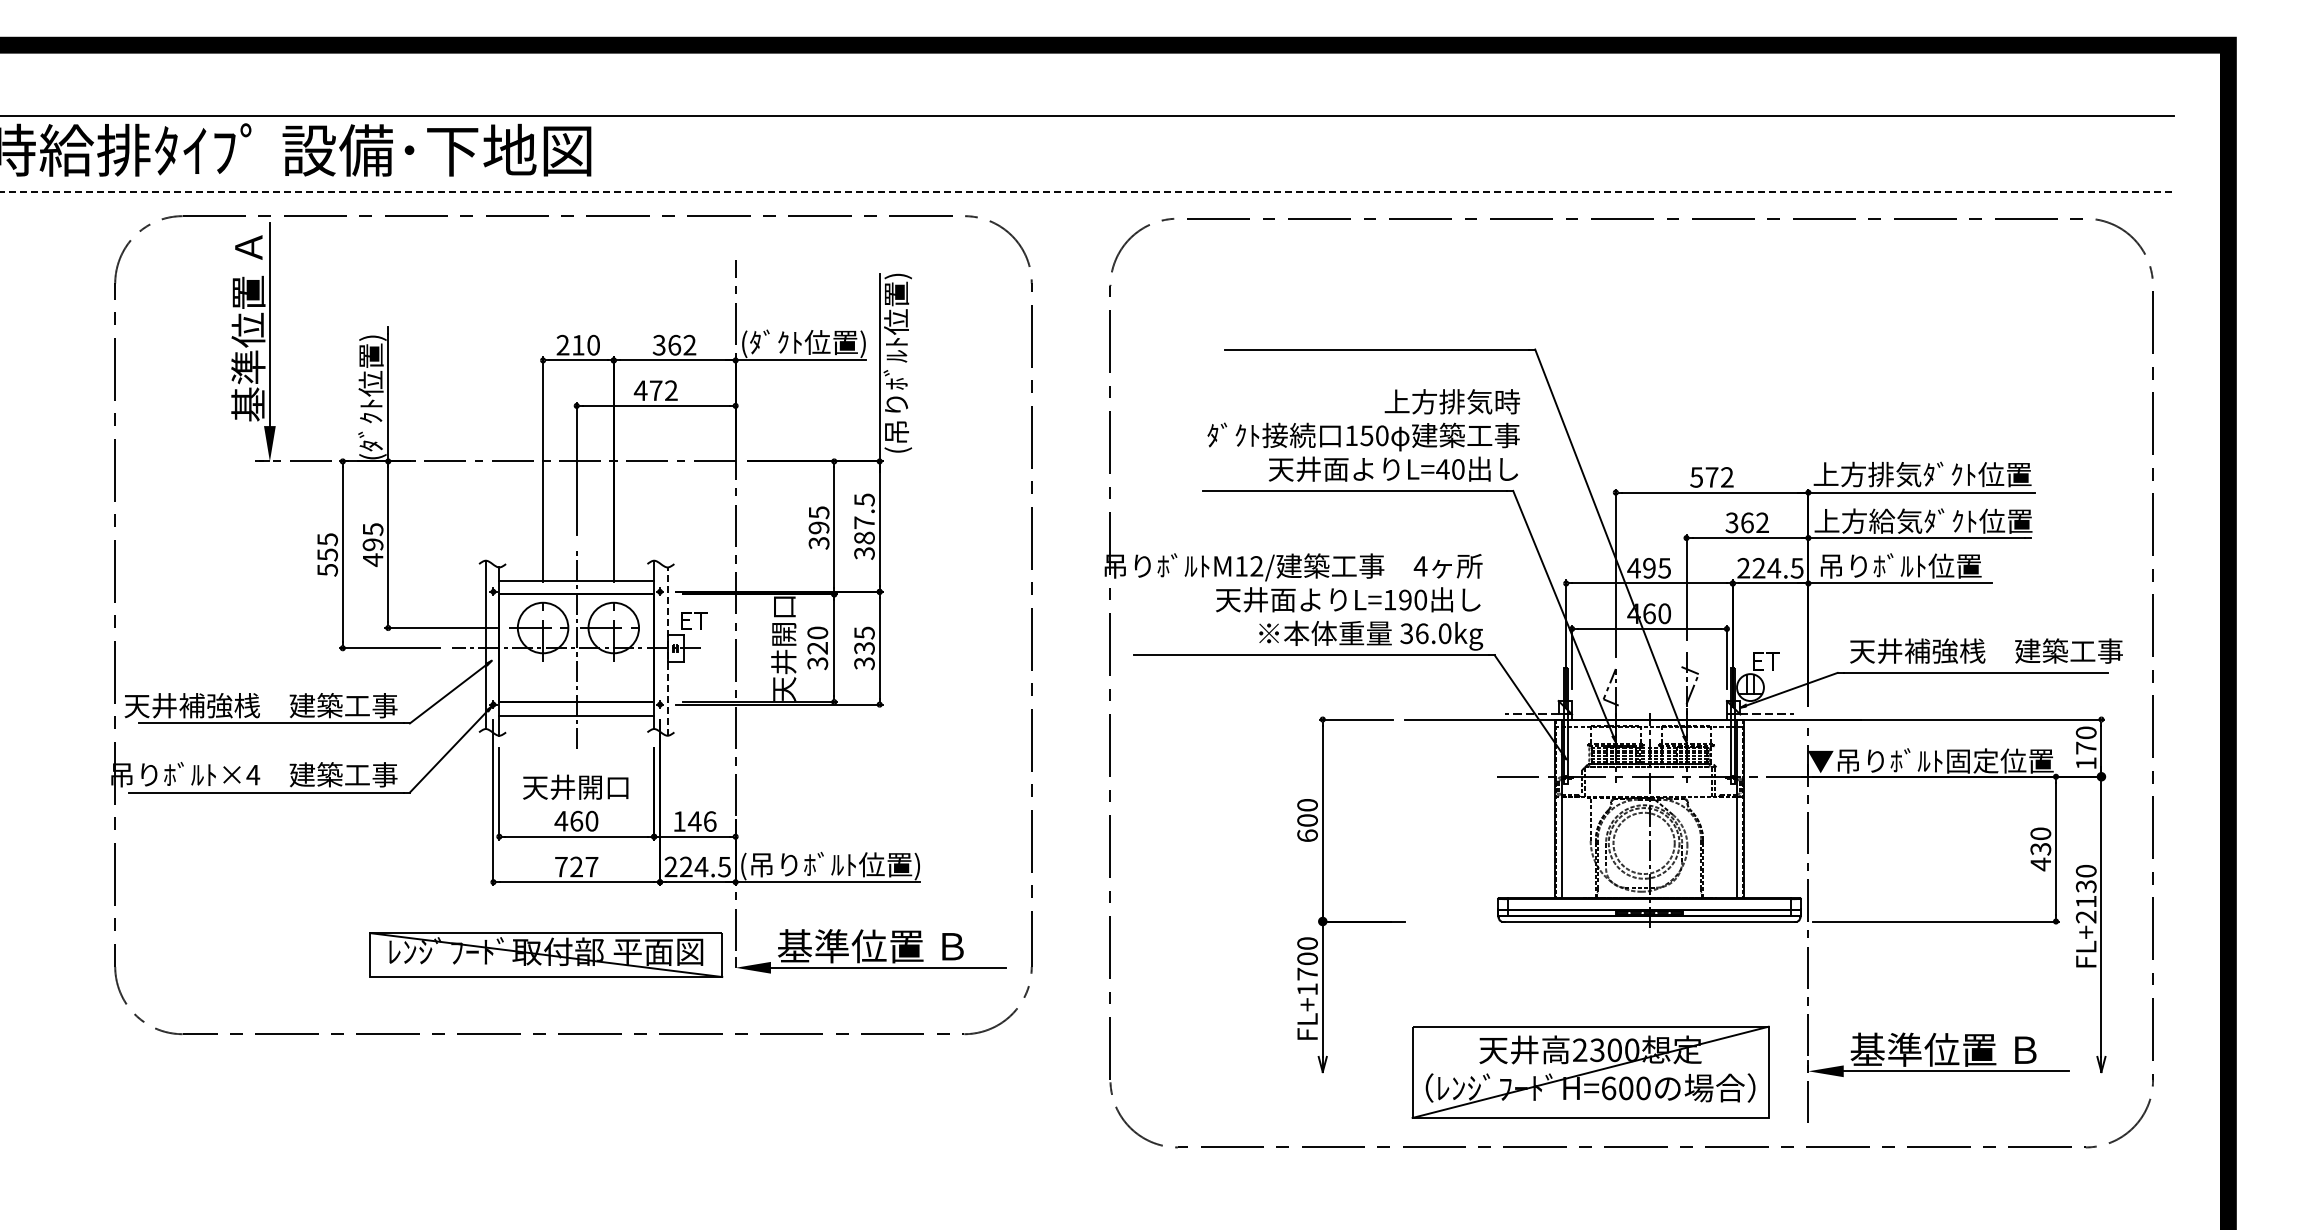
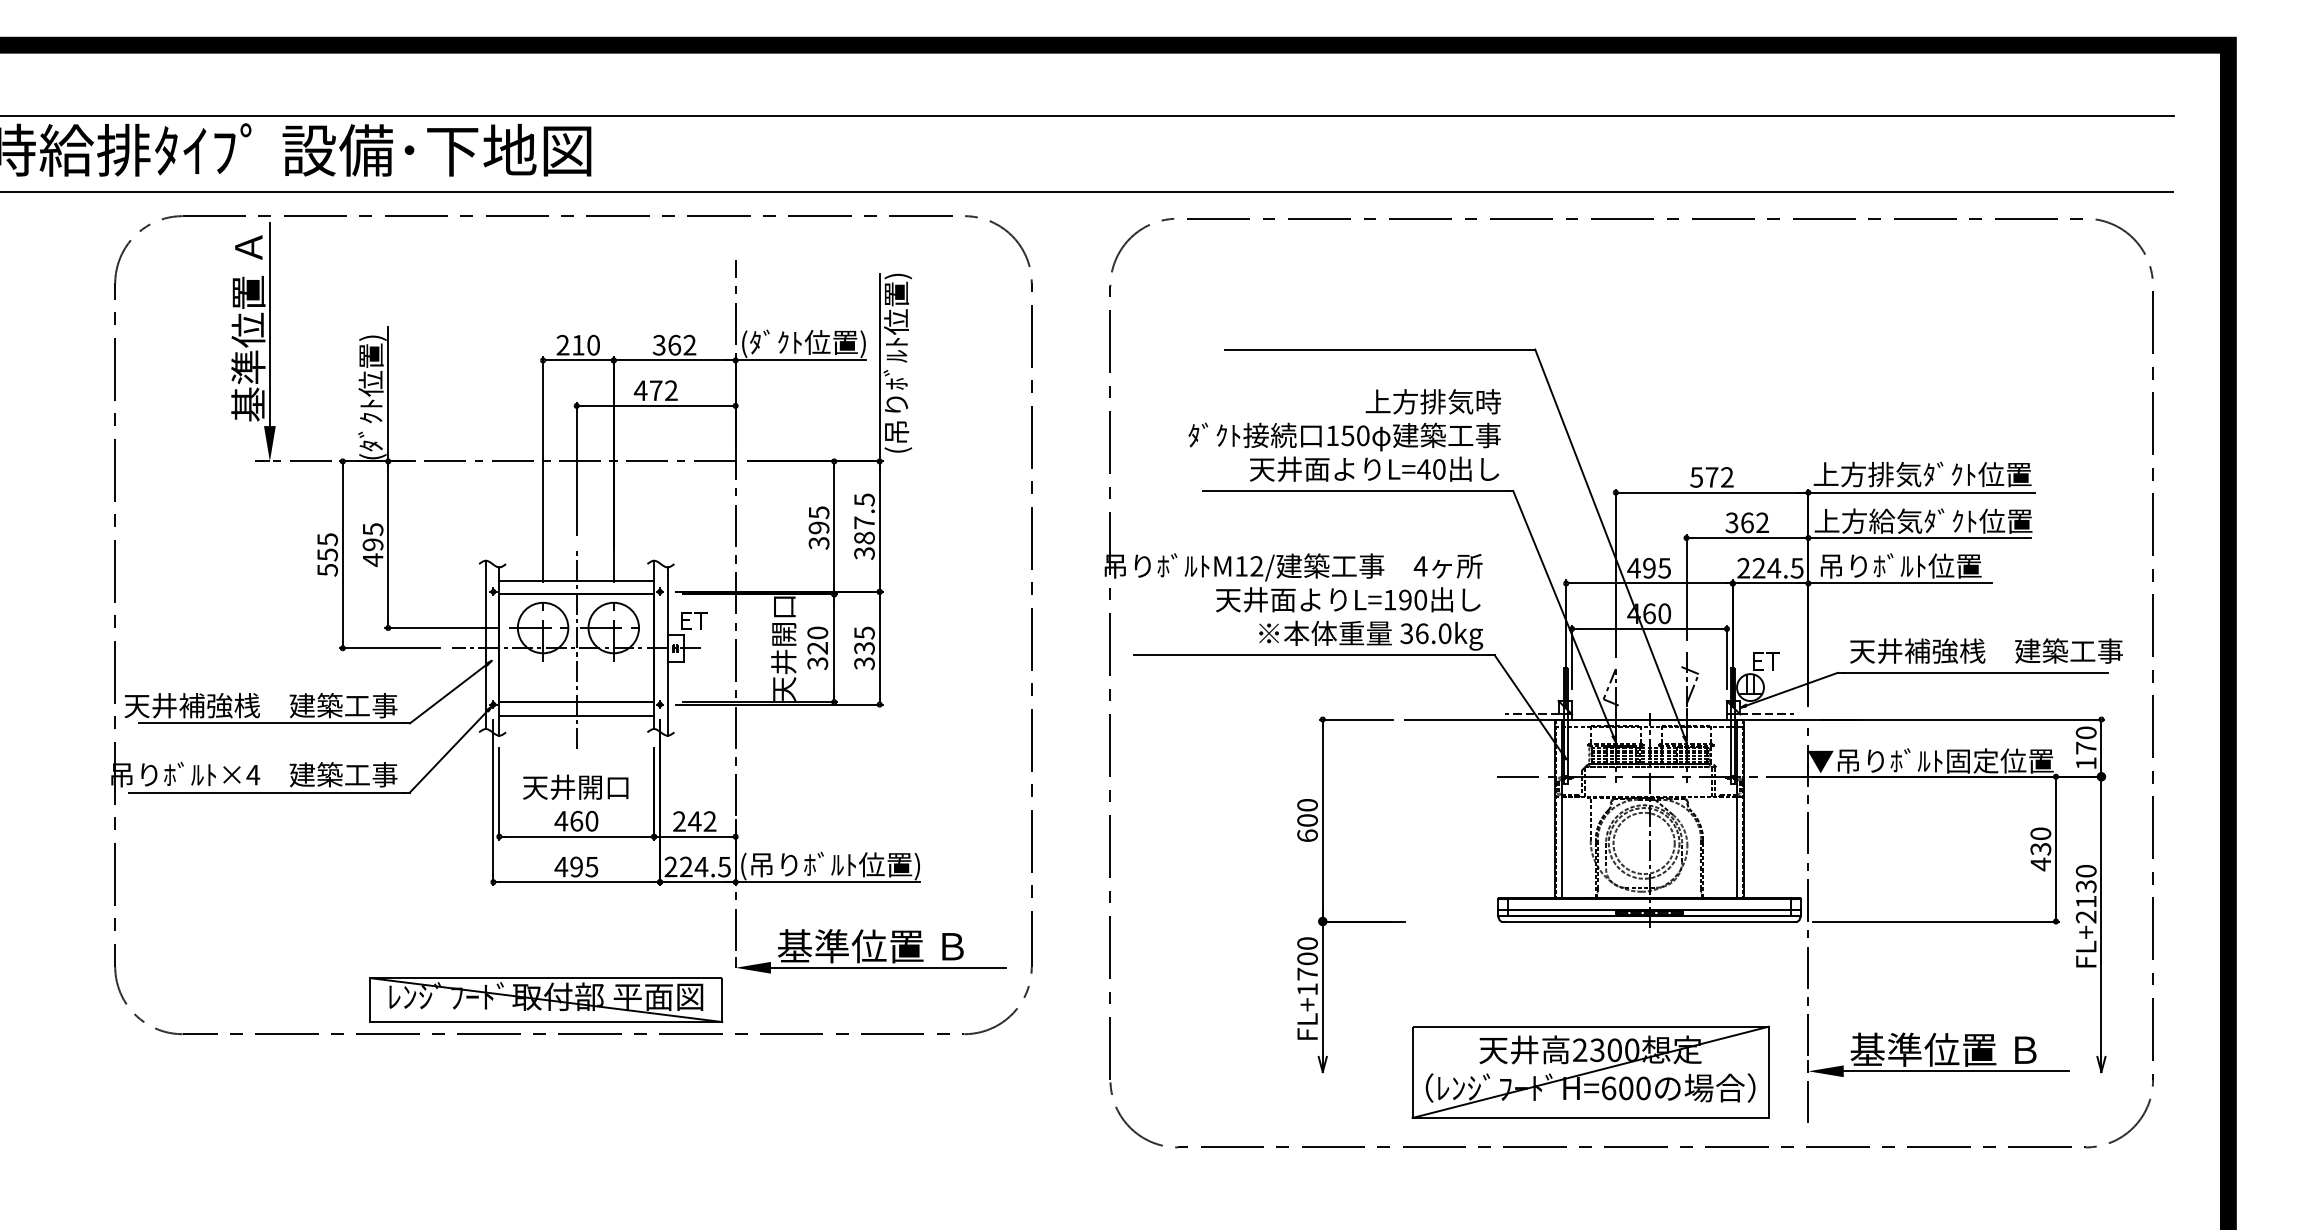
line: dashed -> solid (1086, 192)
text position: (1363, 435) -> (1344, 435) (1344, 435)
line: dashed -> solid (667, 651)
text: 146 -> 242 (694, 821)
text: 727 -> 495 (576, 867)
part position: (546, 954) -> (546, 999) (546, 999)
